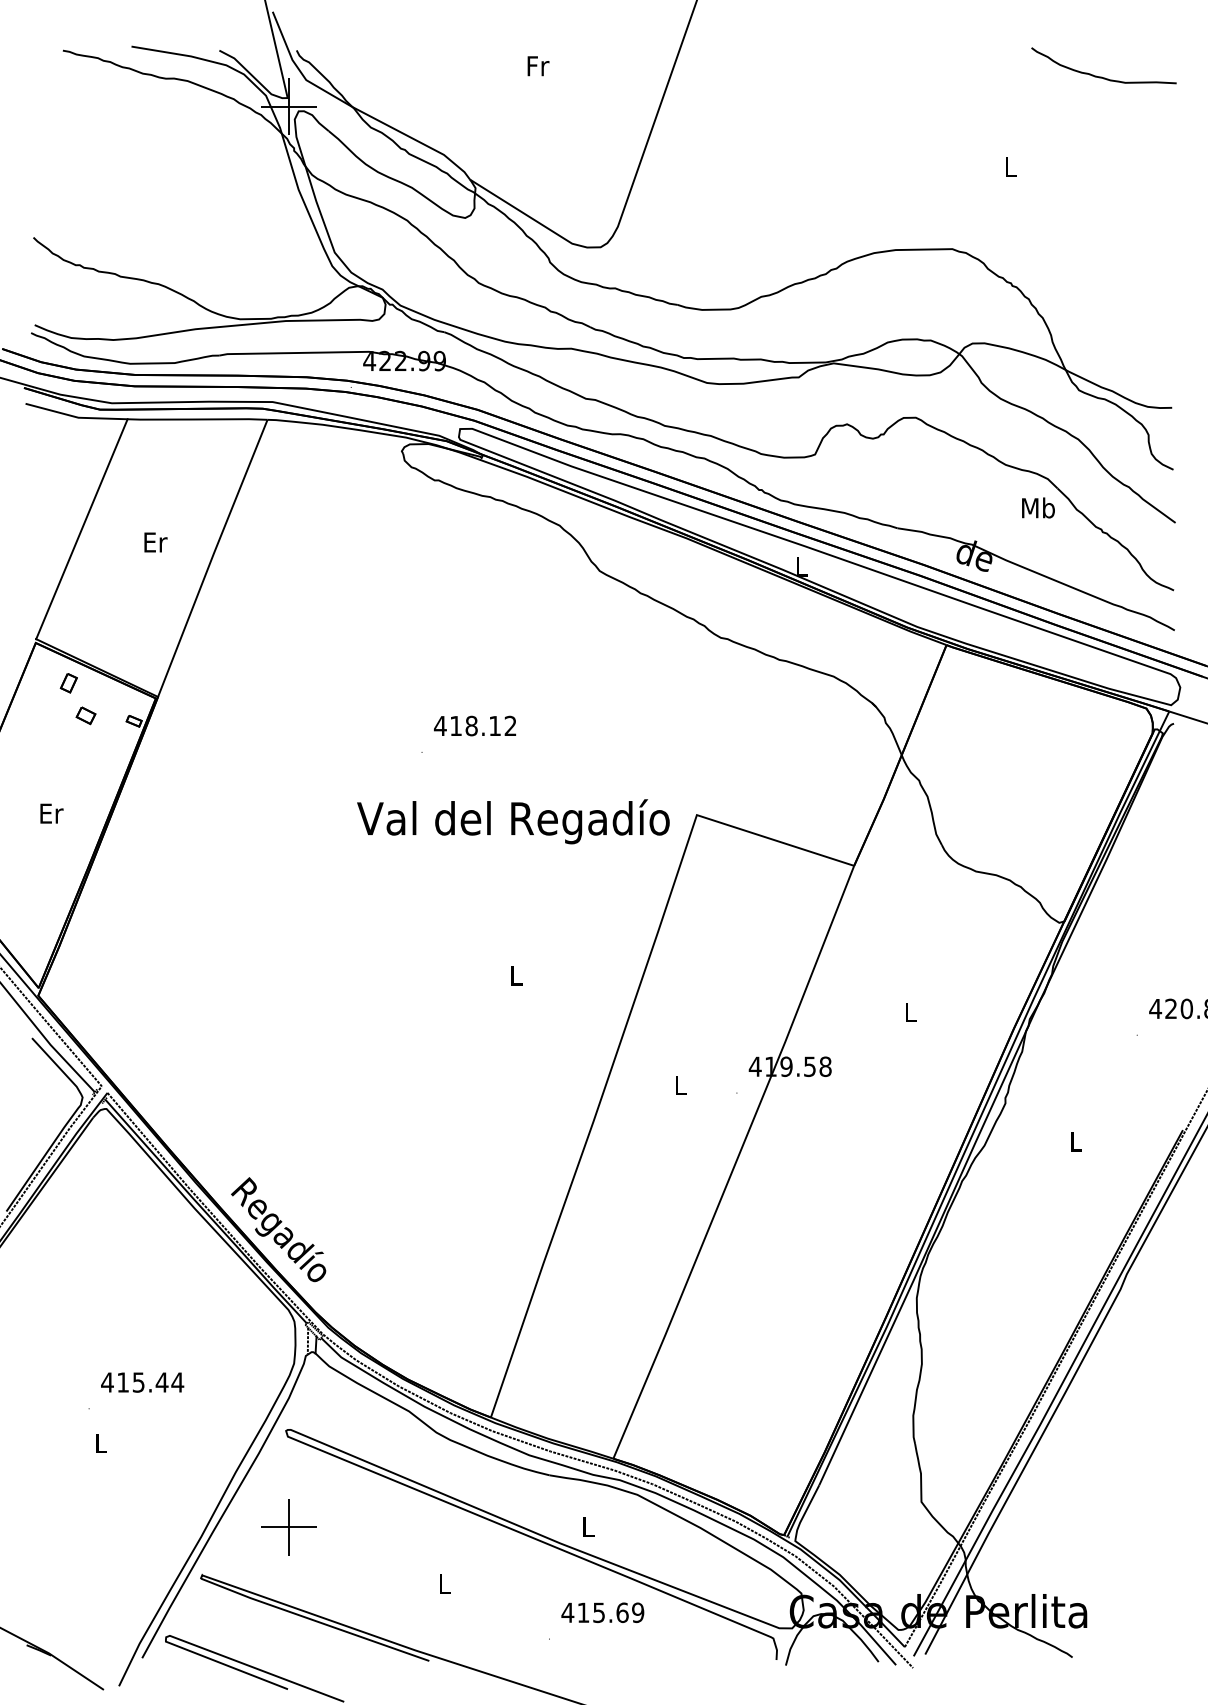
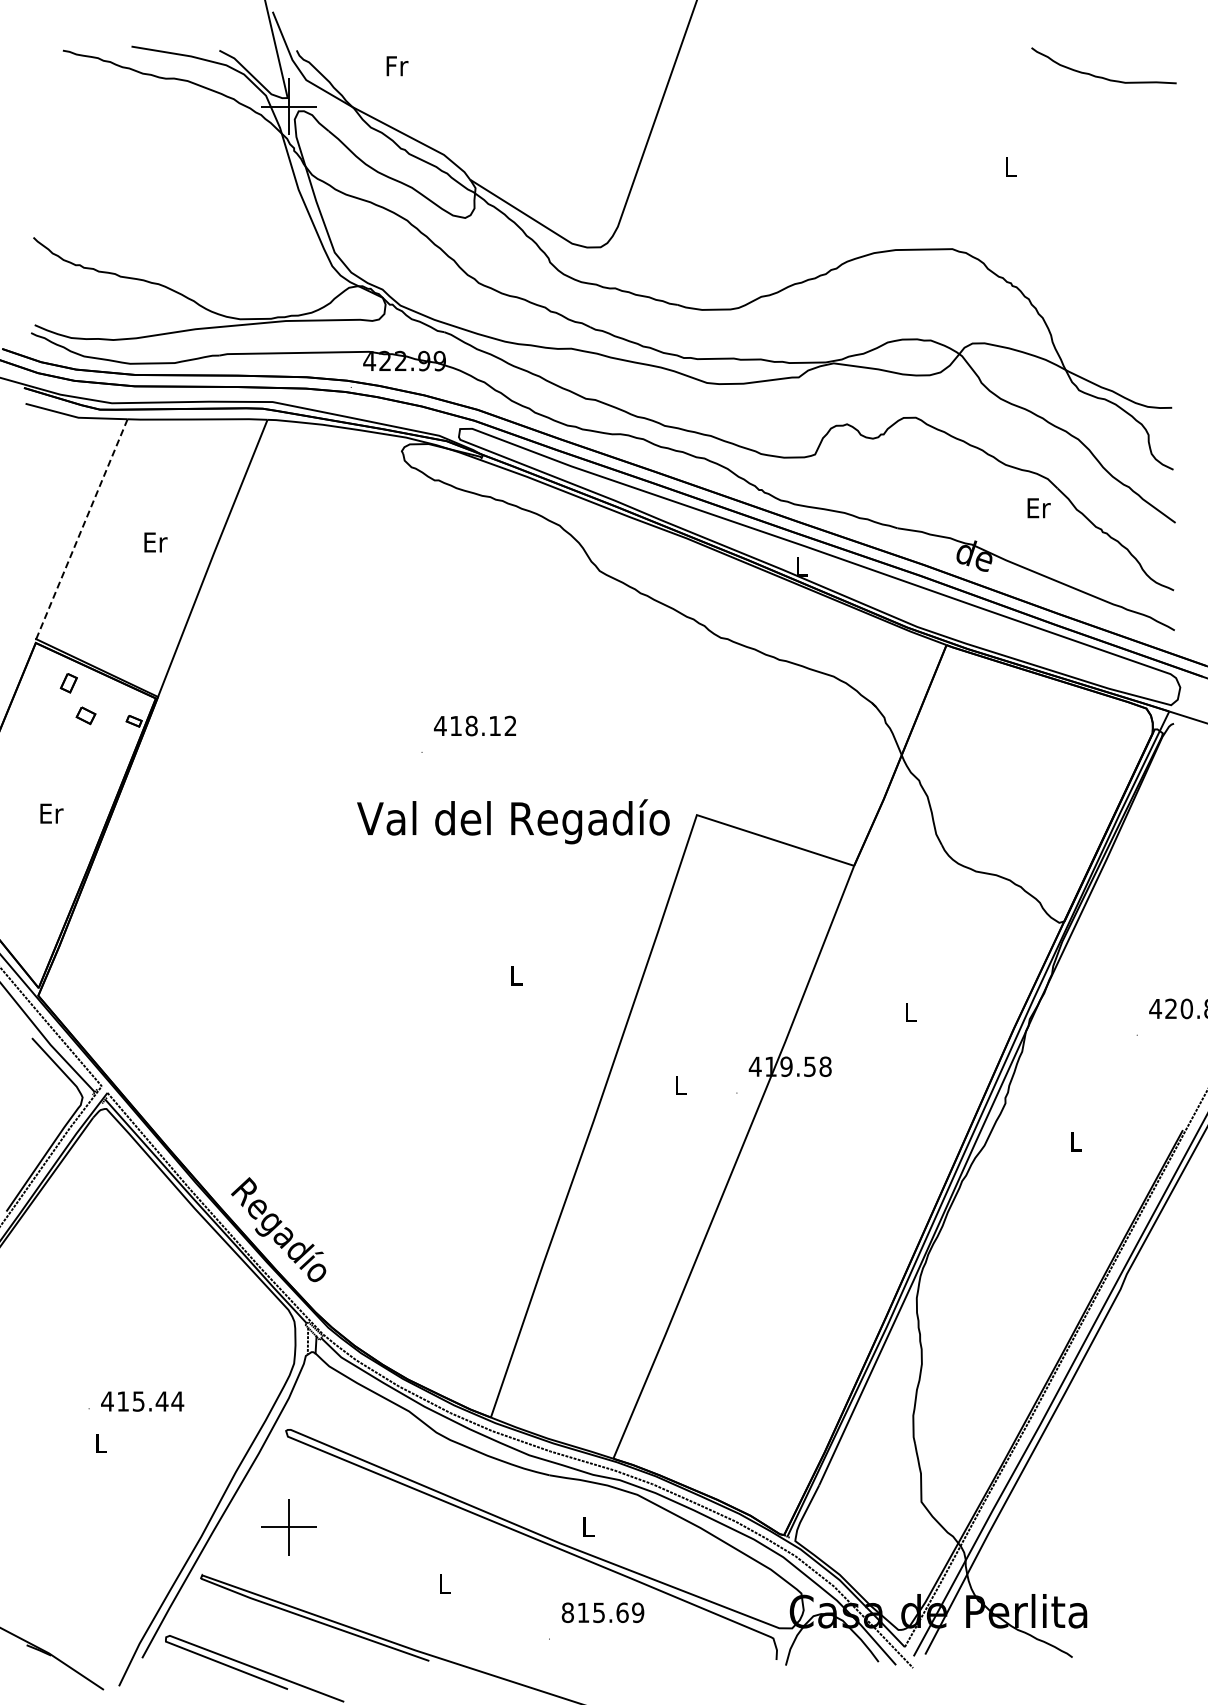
text position: (538, 66) -> (397, 66) (397, 66)
text: Mb -> Er (1038, 507)
line: solid -> dashed (82, 528)
text position: (142, 1382) -> (142, 1401) (142, 1401)
text: 415.69 -> 815.69 (567, 1612)
